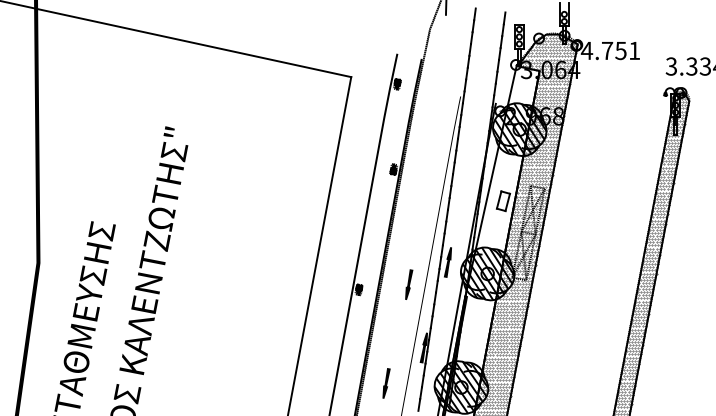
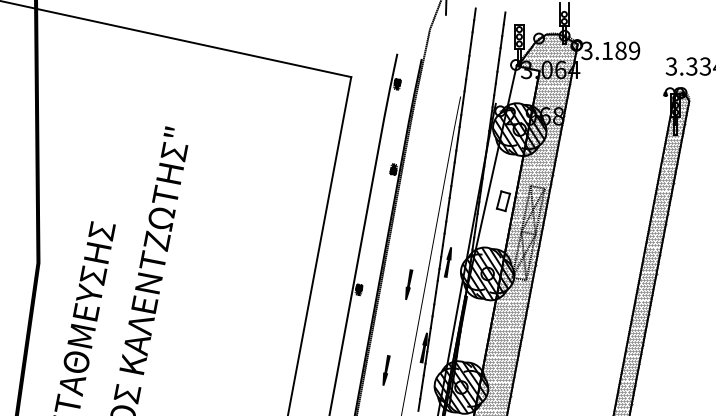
text: 4.751 -> 3.189 (610, 50)
part position: (386, 383) -> (386, 370) (386, 370)
